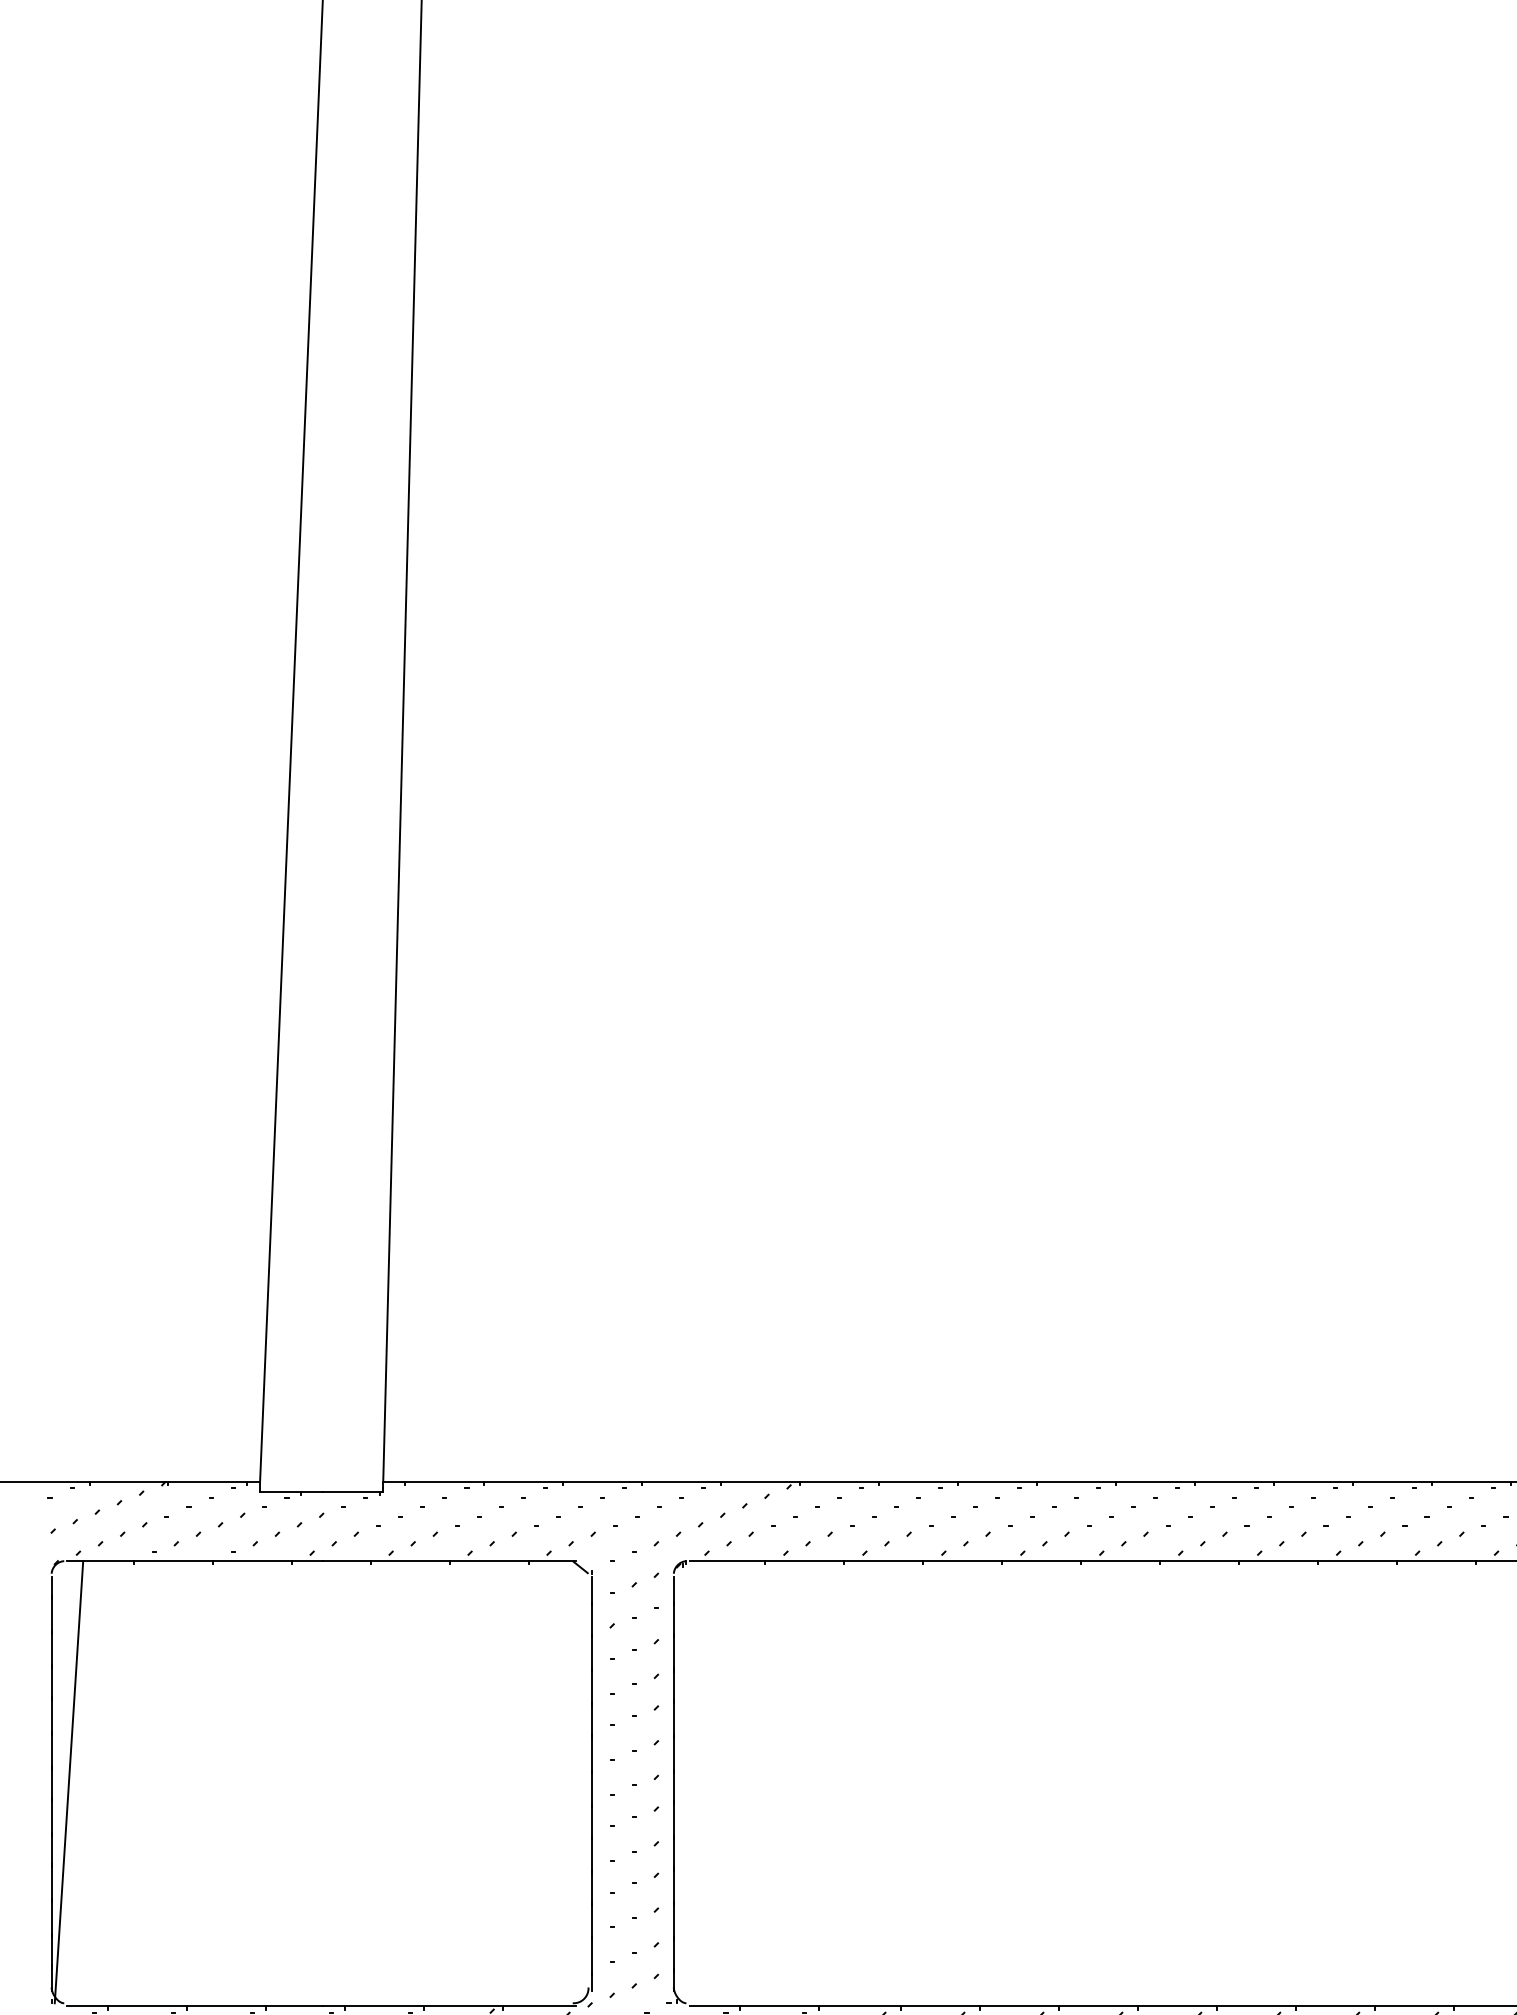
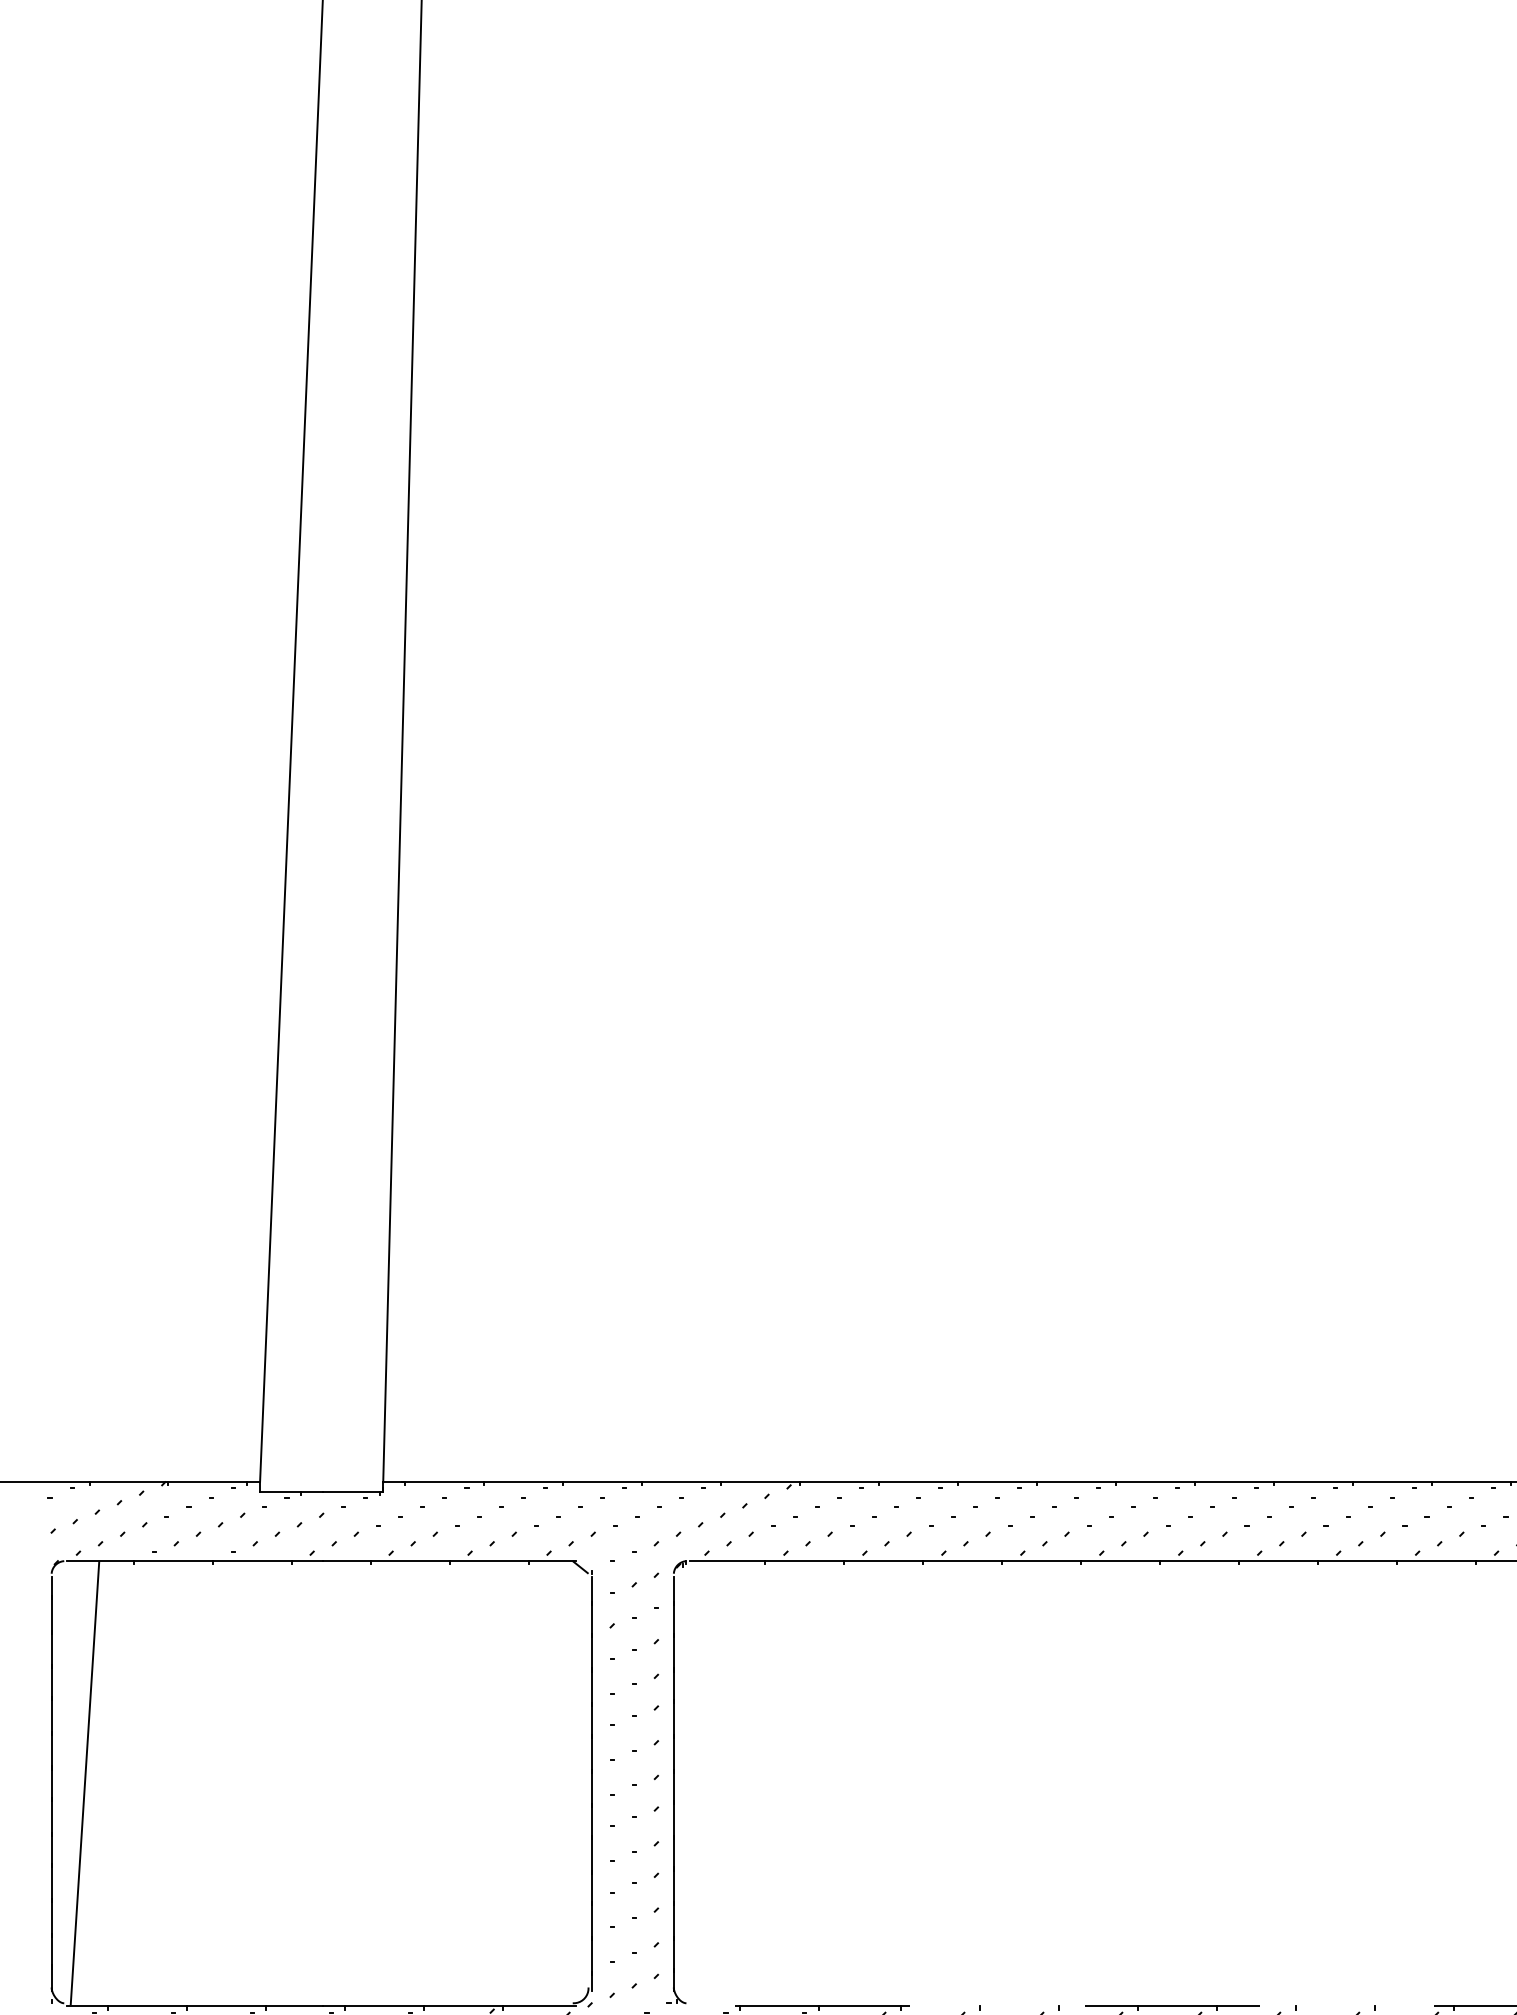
line position: (68, 1782) -> (84, 1783) (84, 1783)
line: solid -> dashed (1102, 2006)
